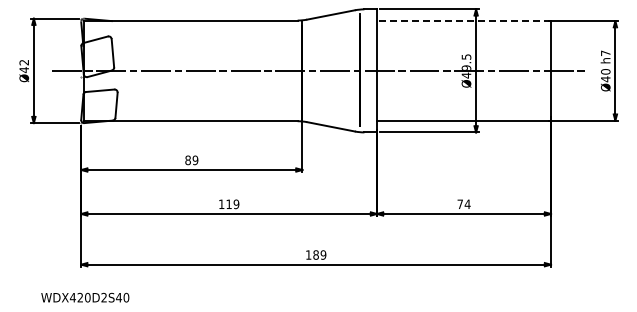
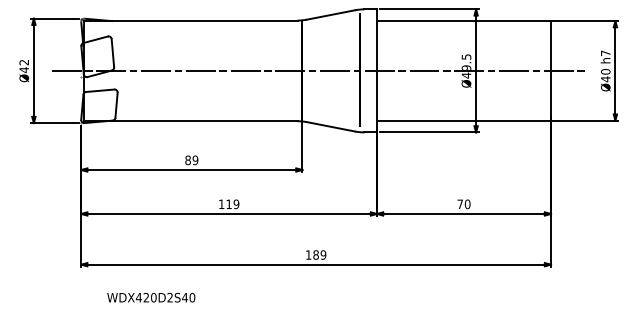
line: dashed -> solid (464, 21)
text: 74 -> 70 (467, 204)
text position: (85, 297) -> (151, 297) (151, 297)
